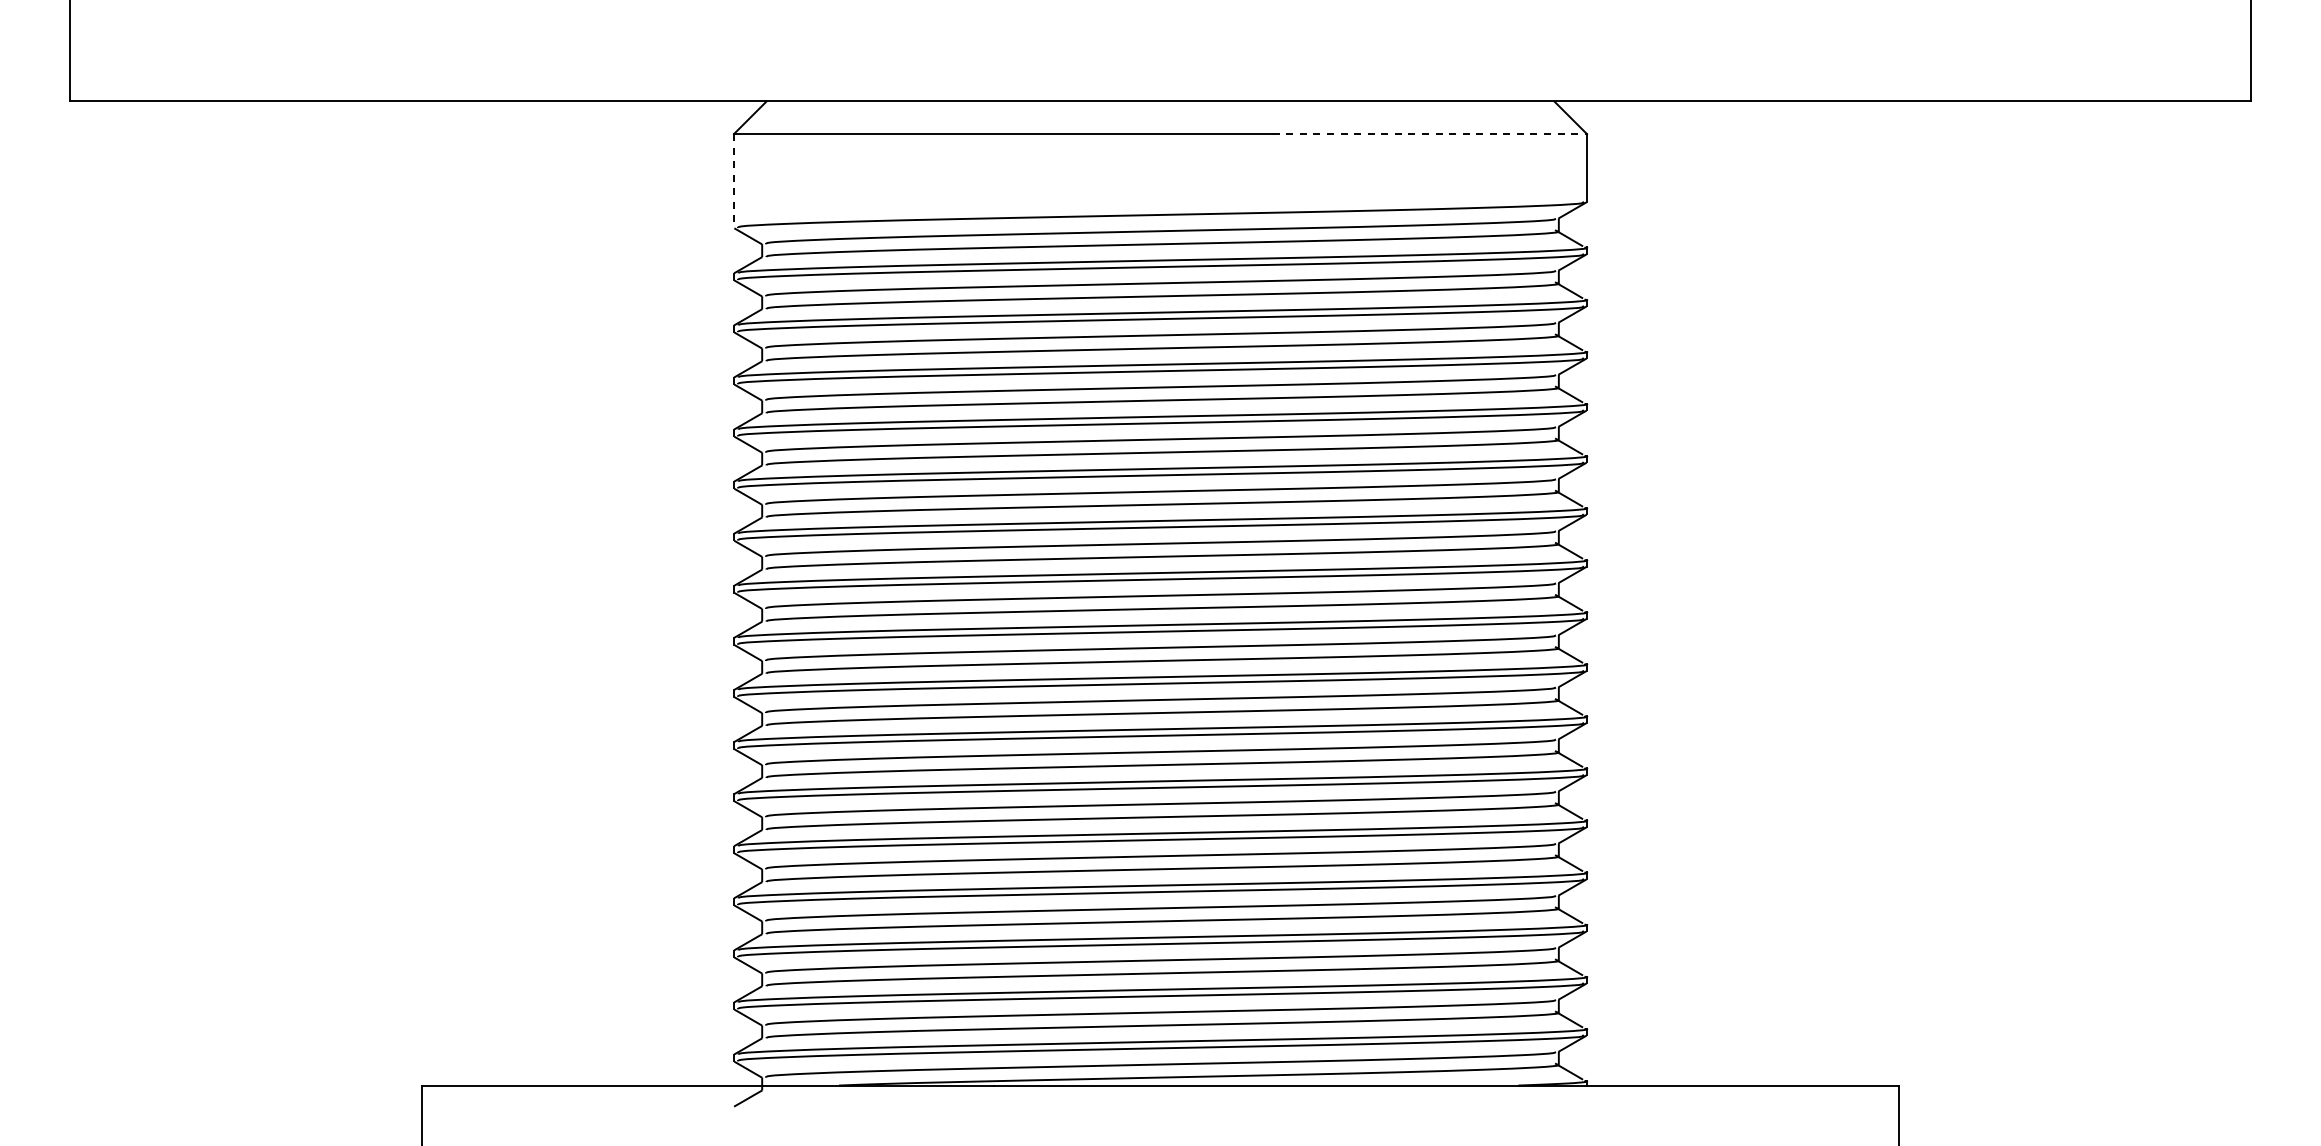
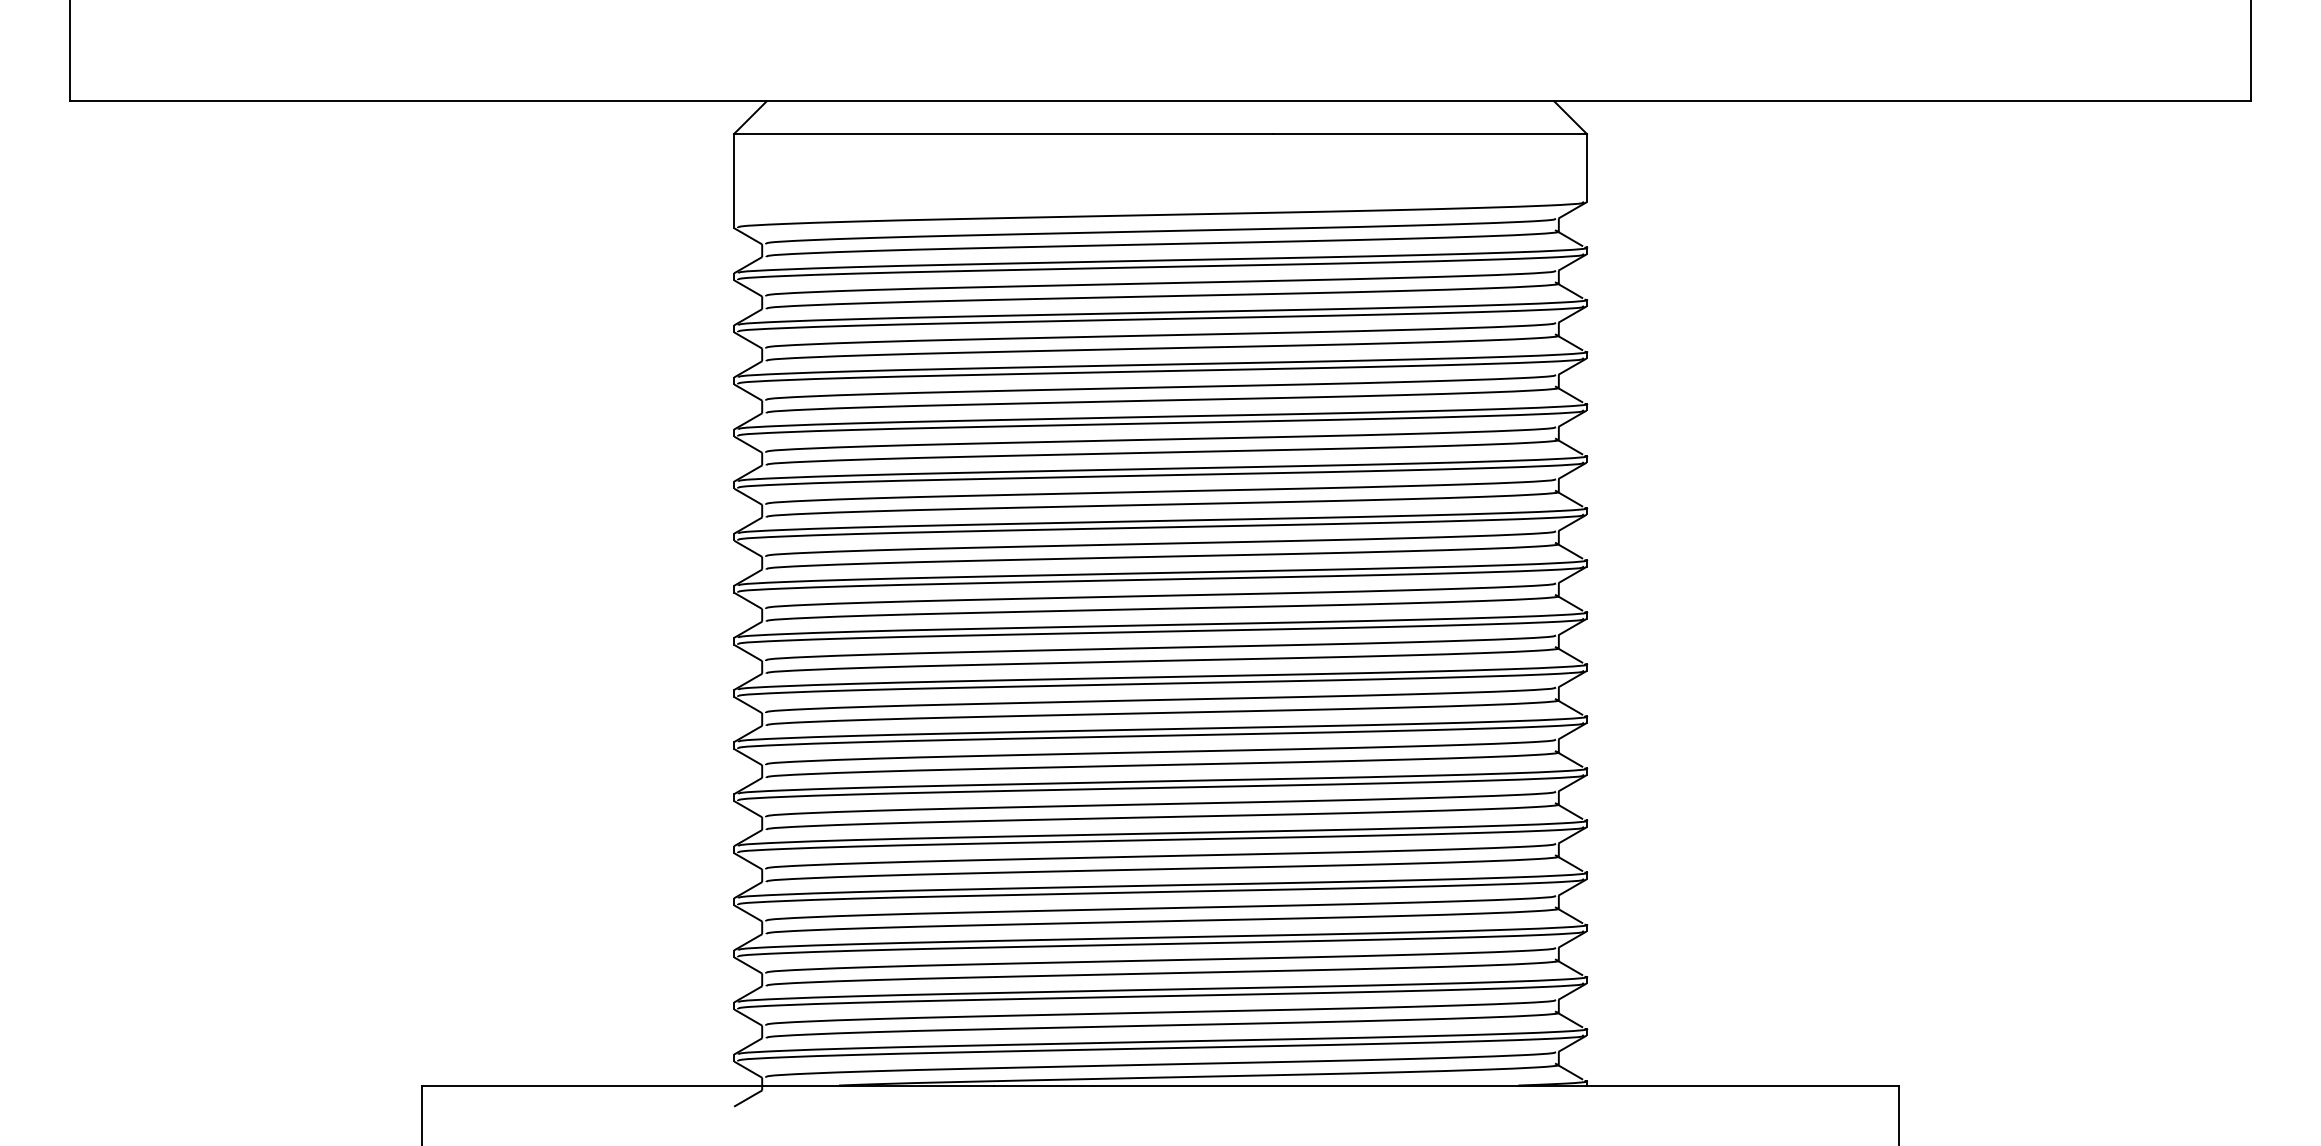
line: dashed -> solid (1430, 134)
line: dashed -> solid (733, 181)
